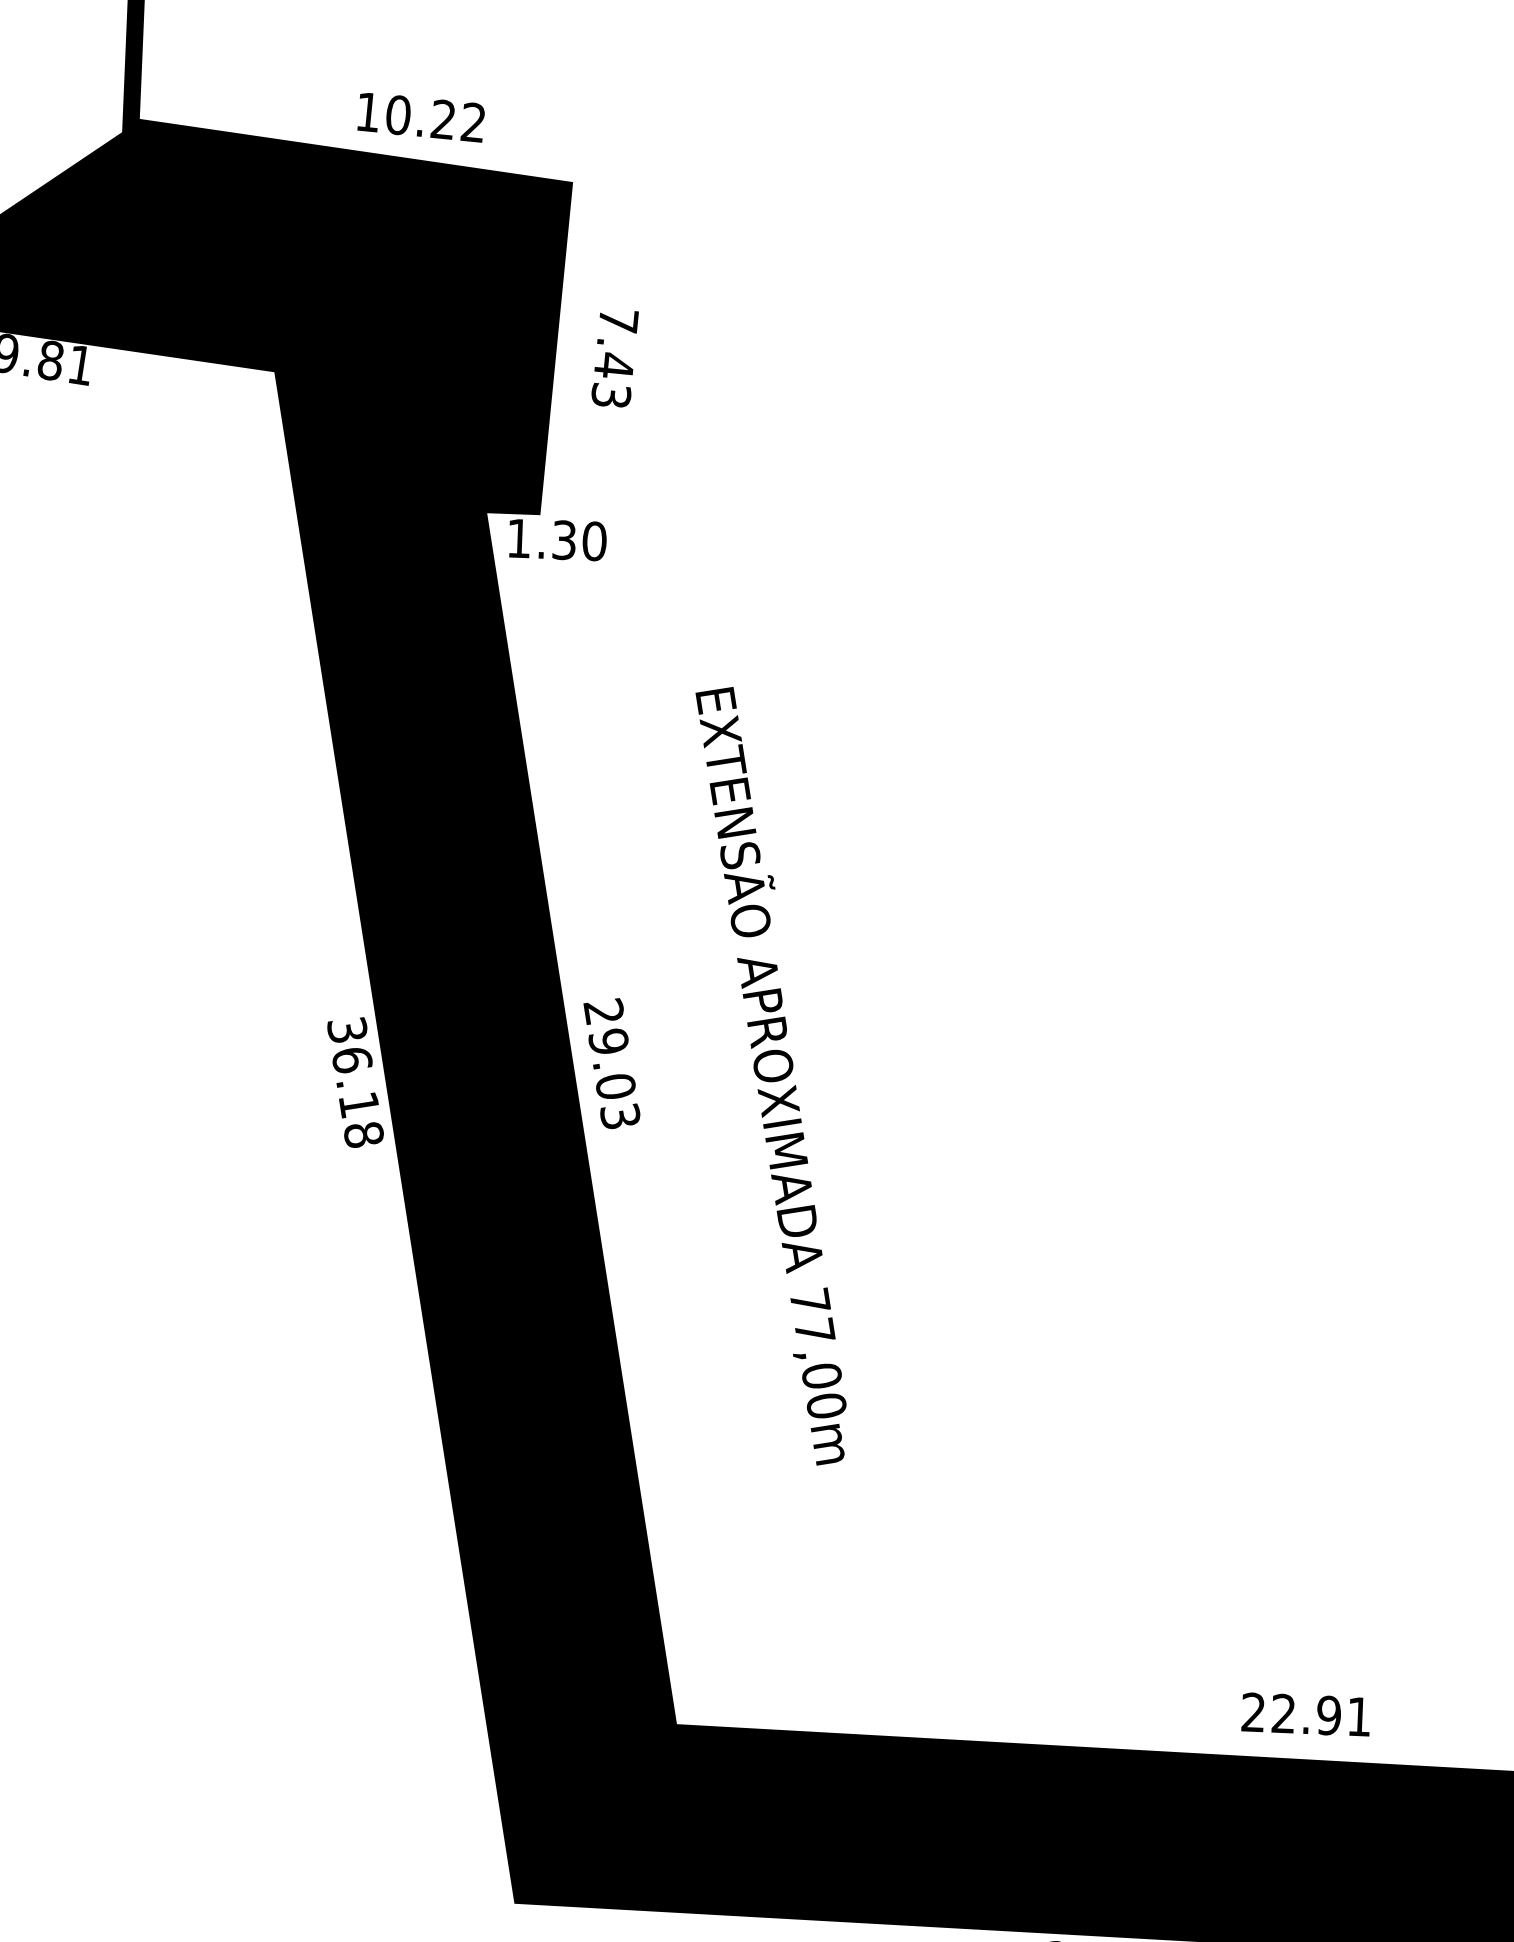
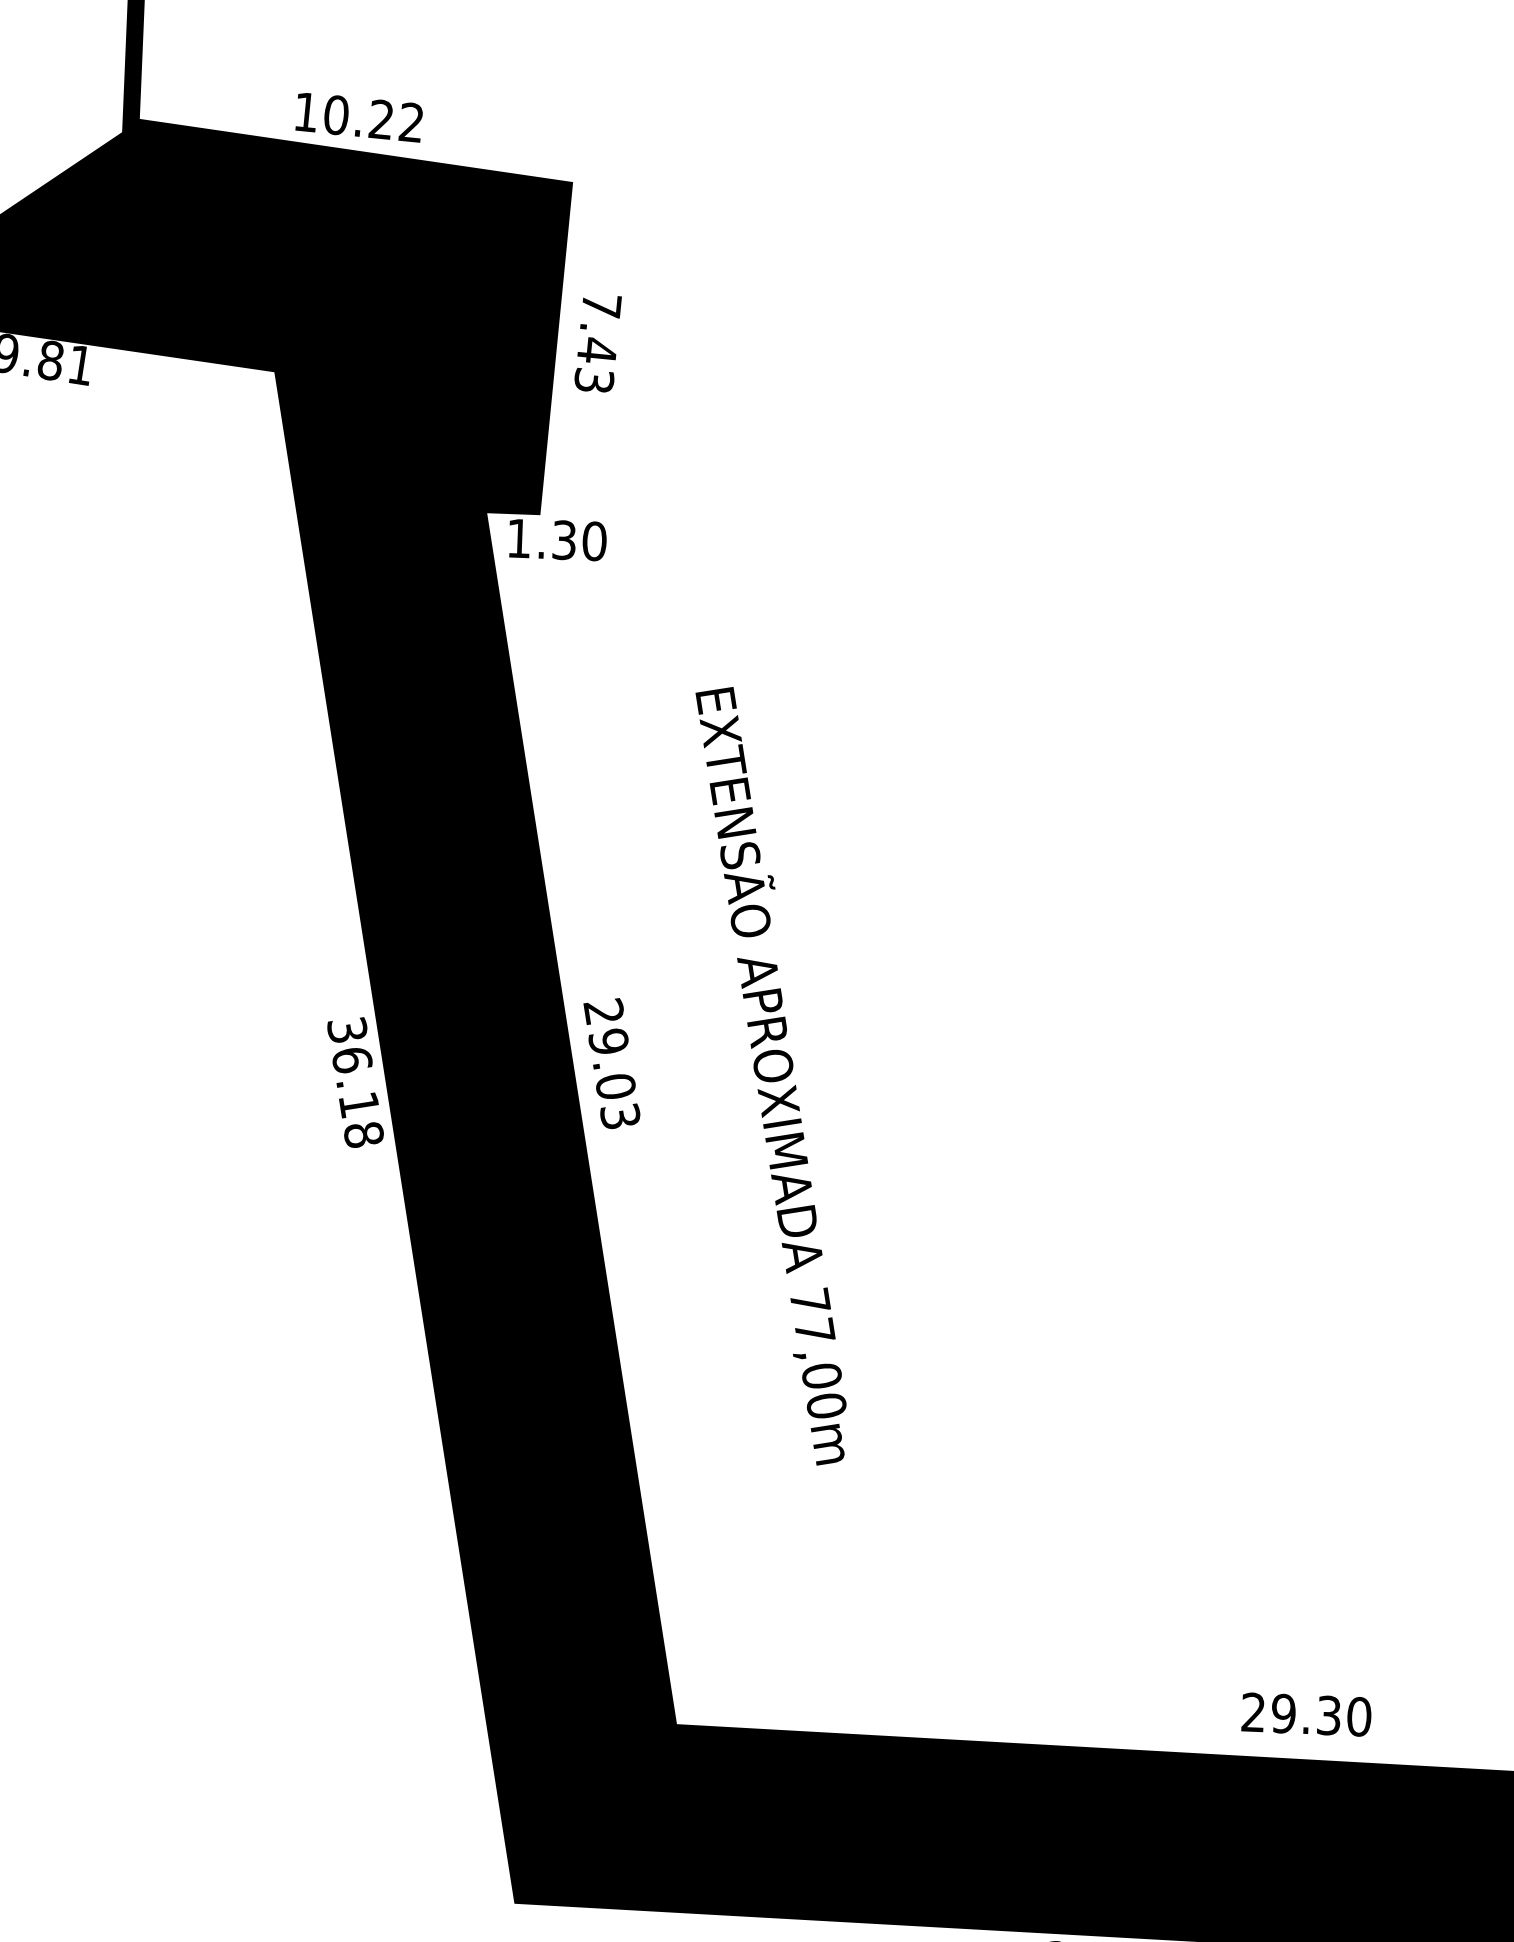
text position: (420, 117) -> (358, 117) (358, 117)
text position: (614, 359) -> (597, 344) (597, 344)
text: 22.91 -> 29.30 (1321, 1714)
